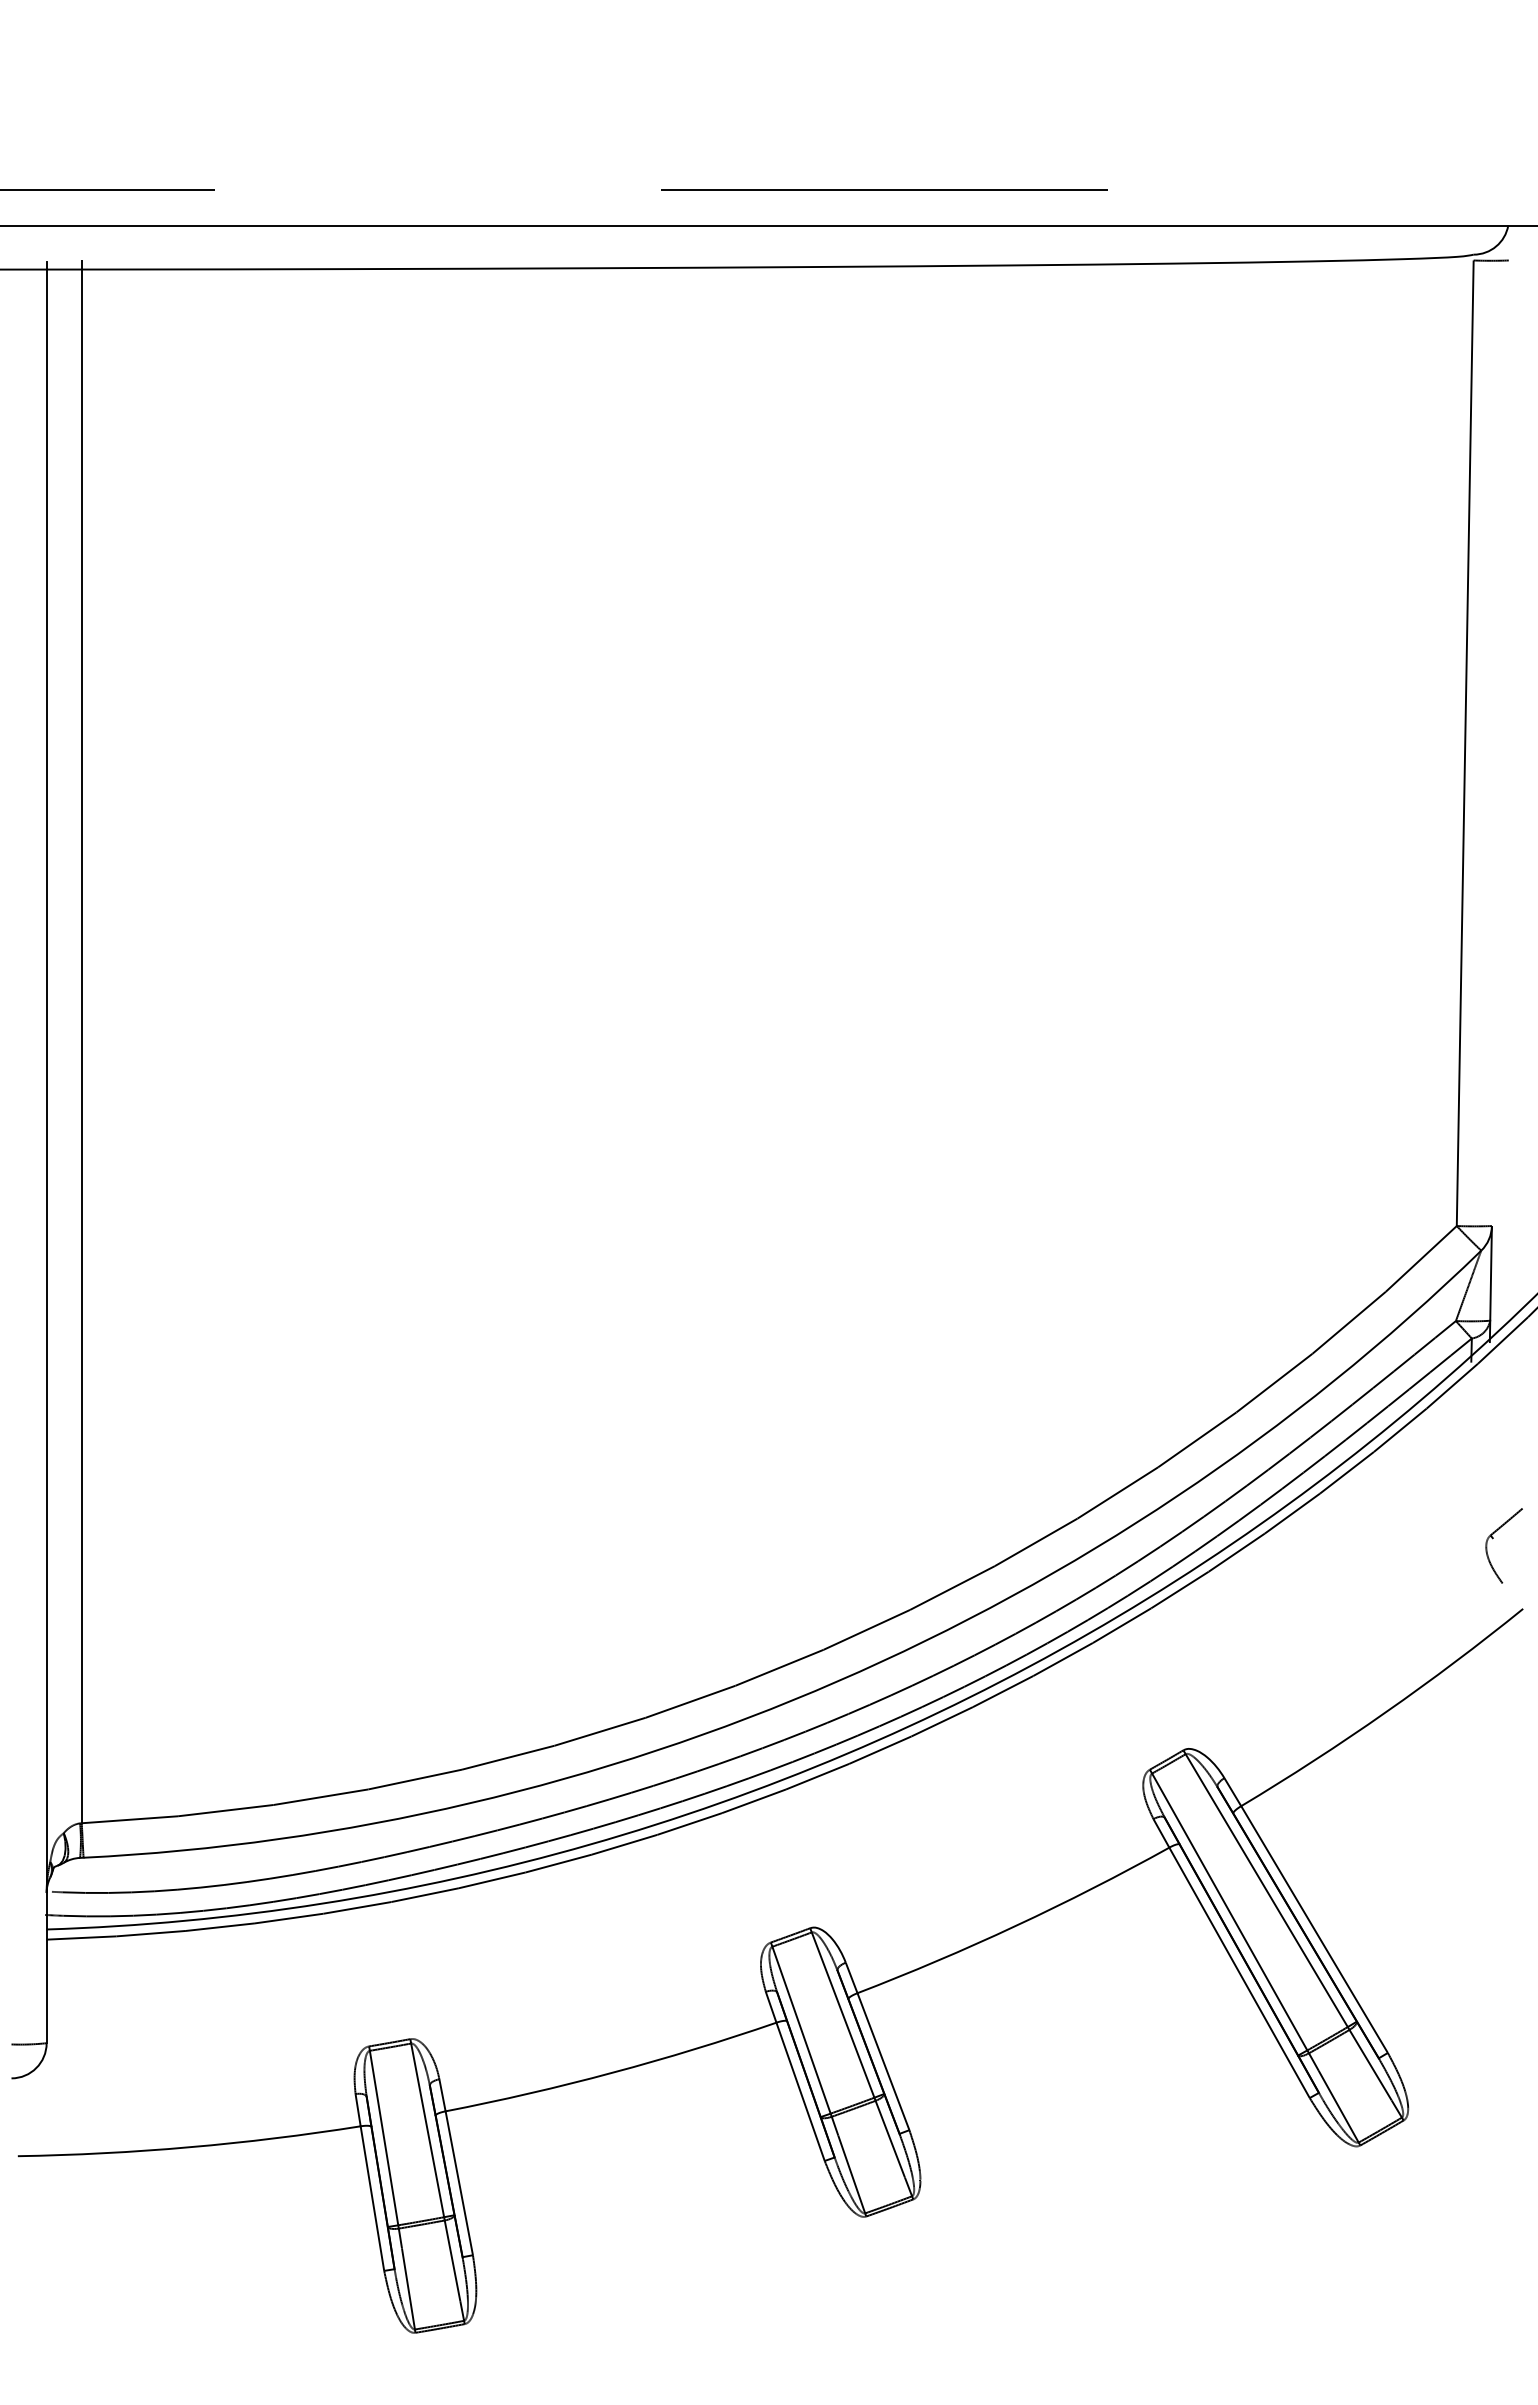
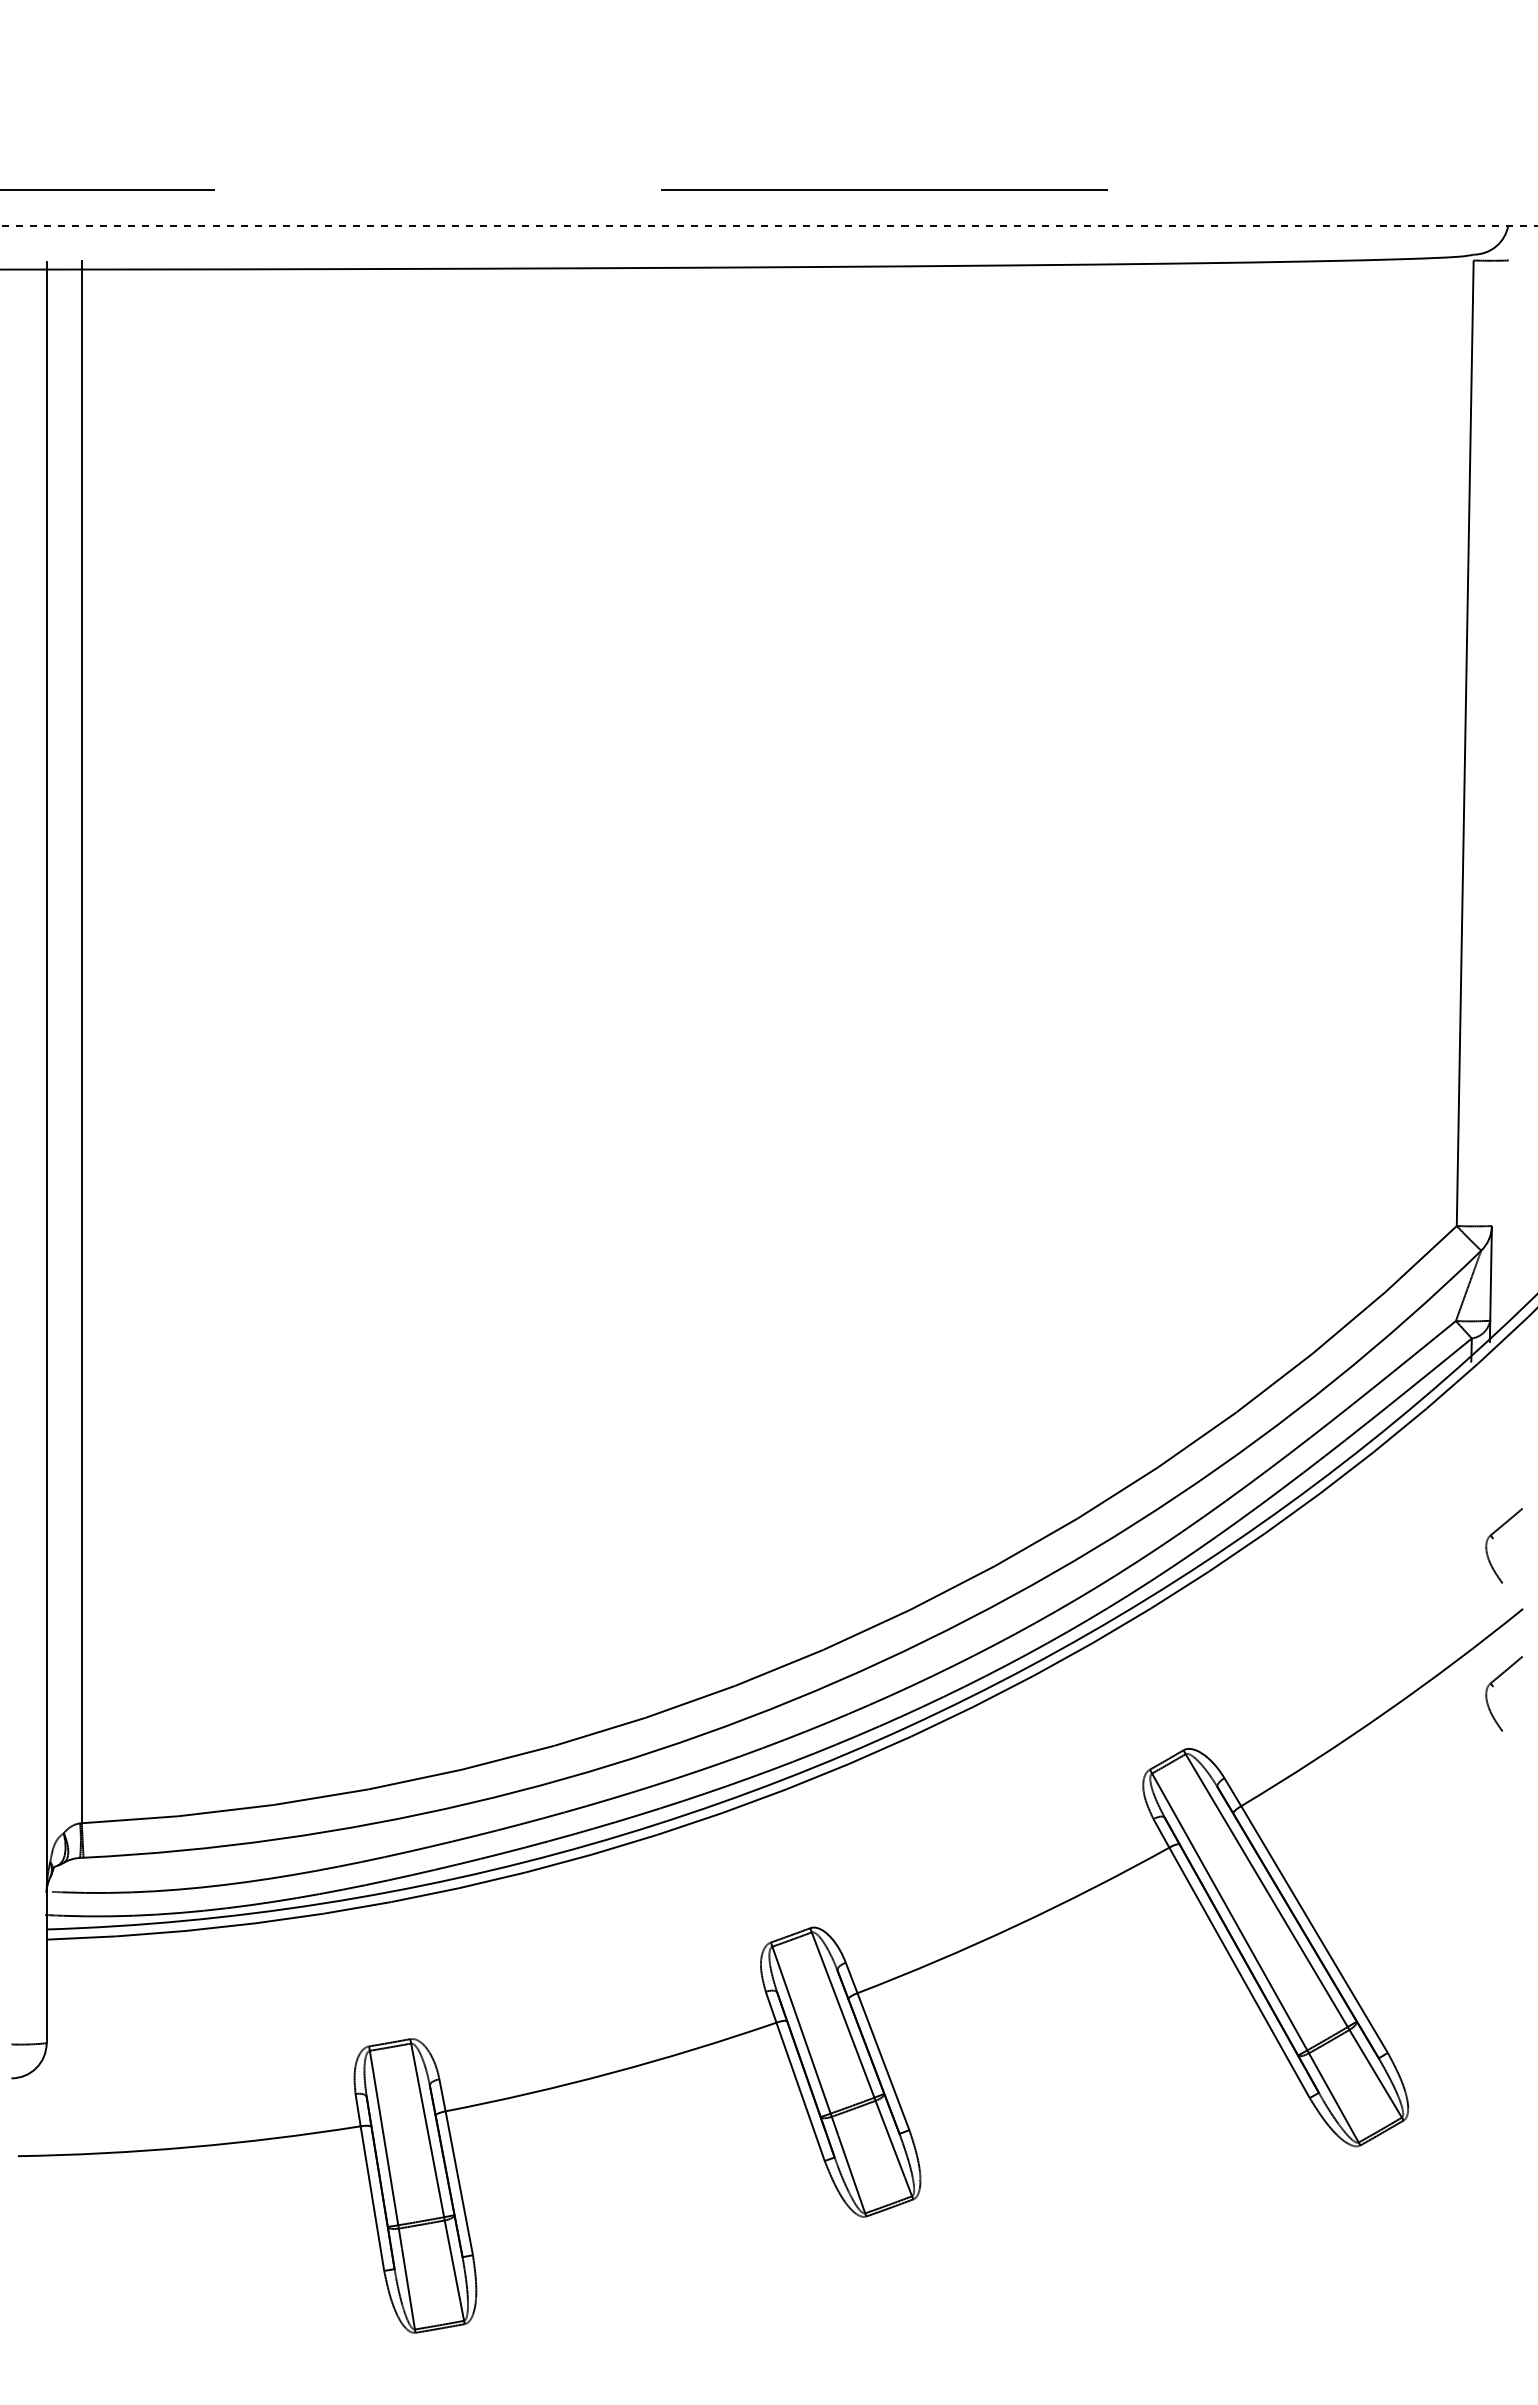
line: solid -> dashed (769, 225)
part: none -> present (1493, 1686)
